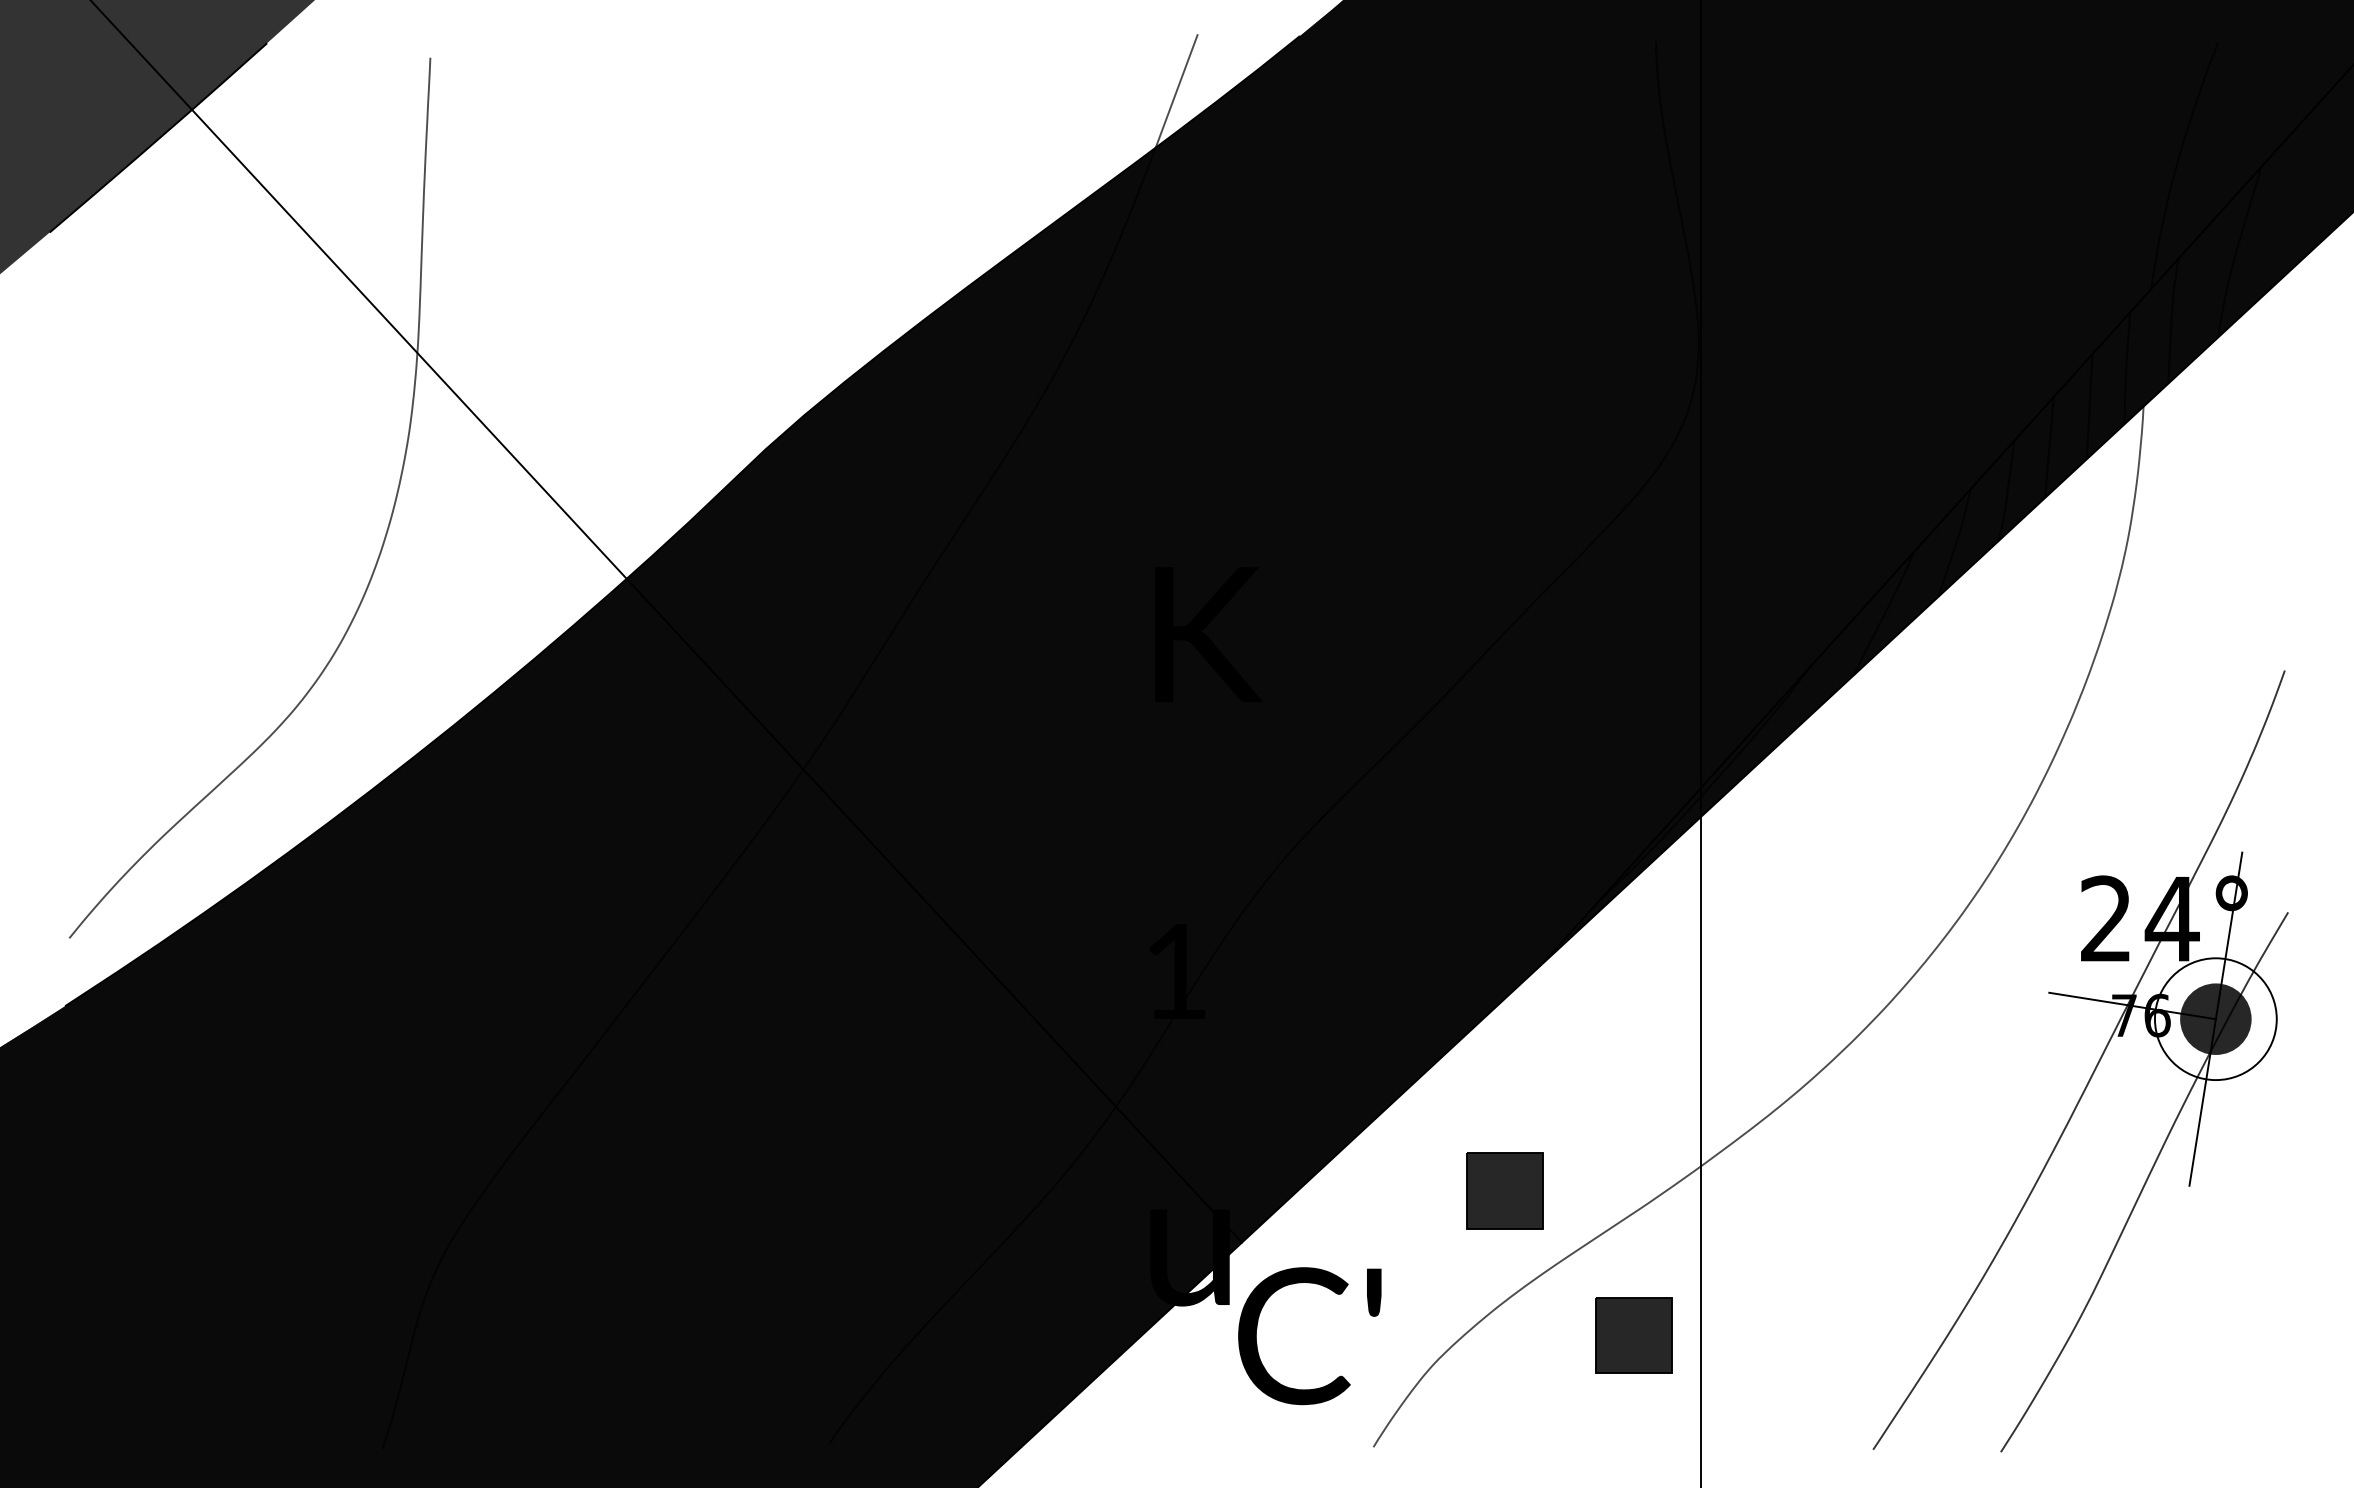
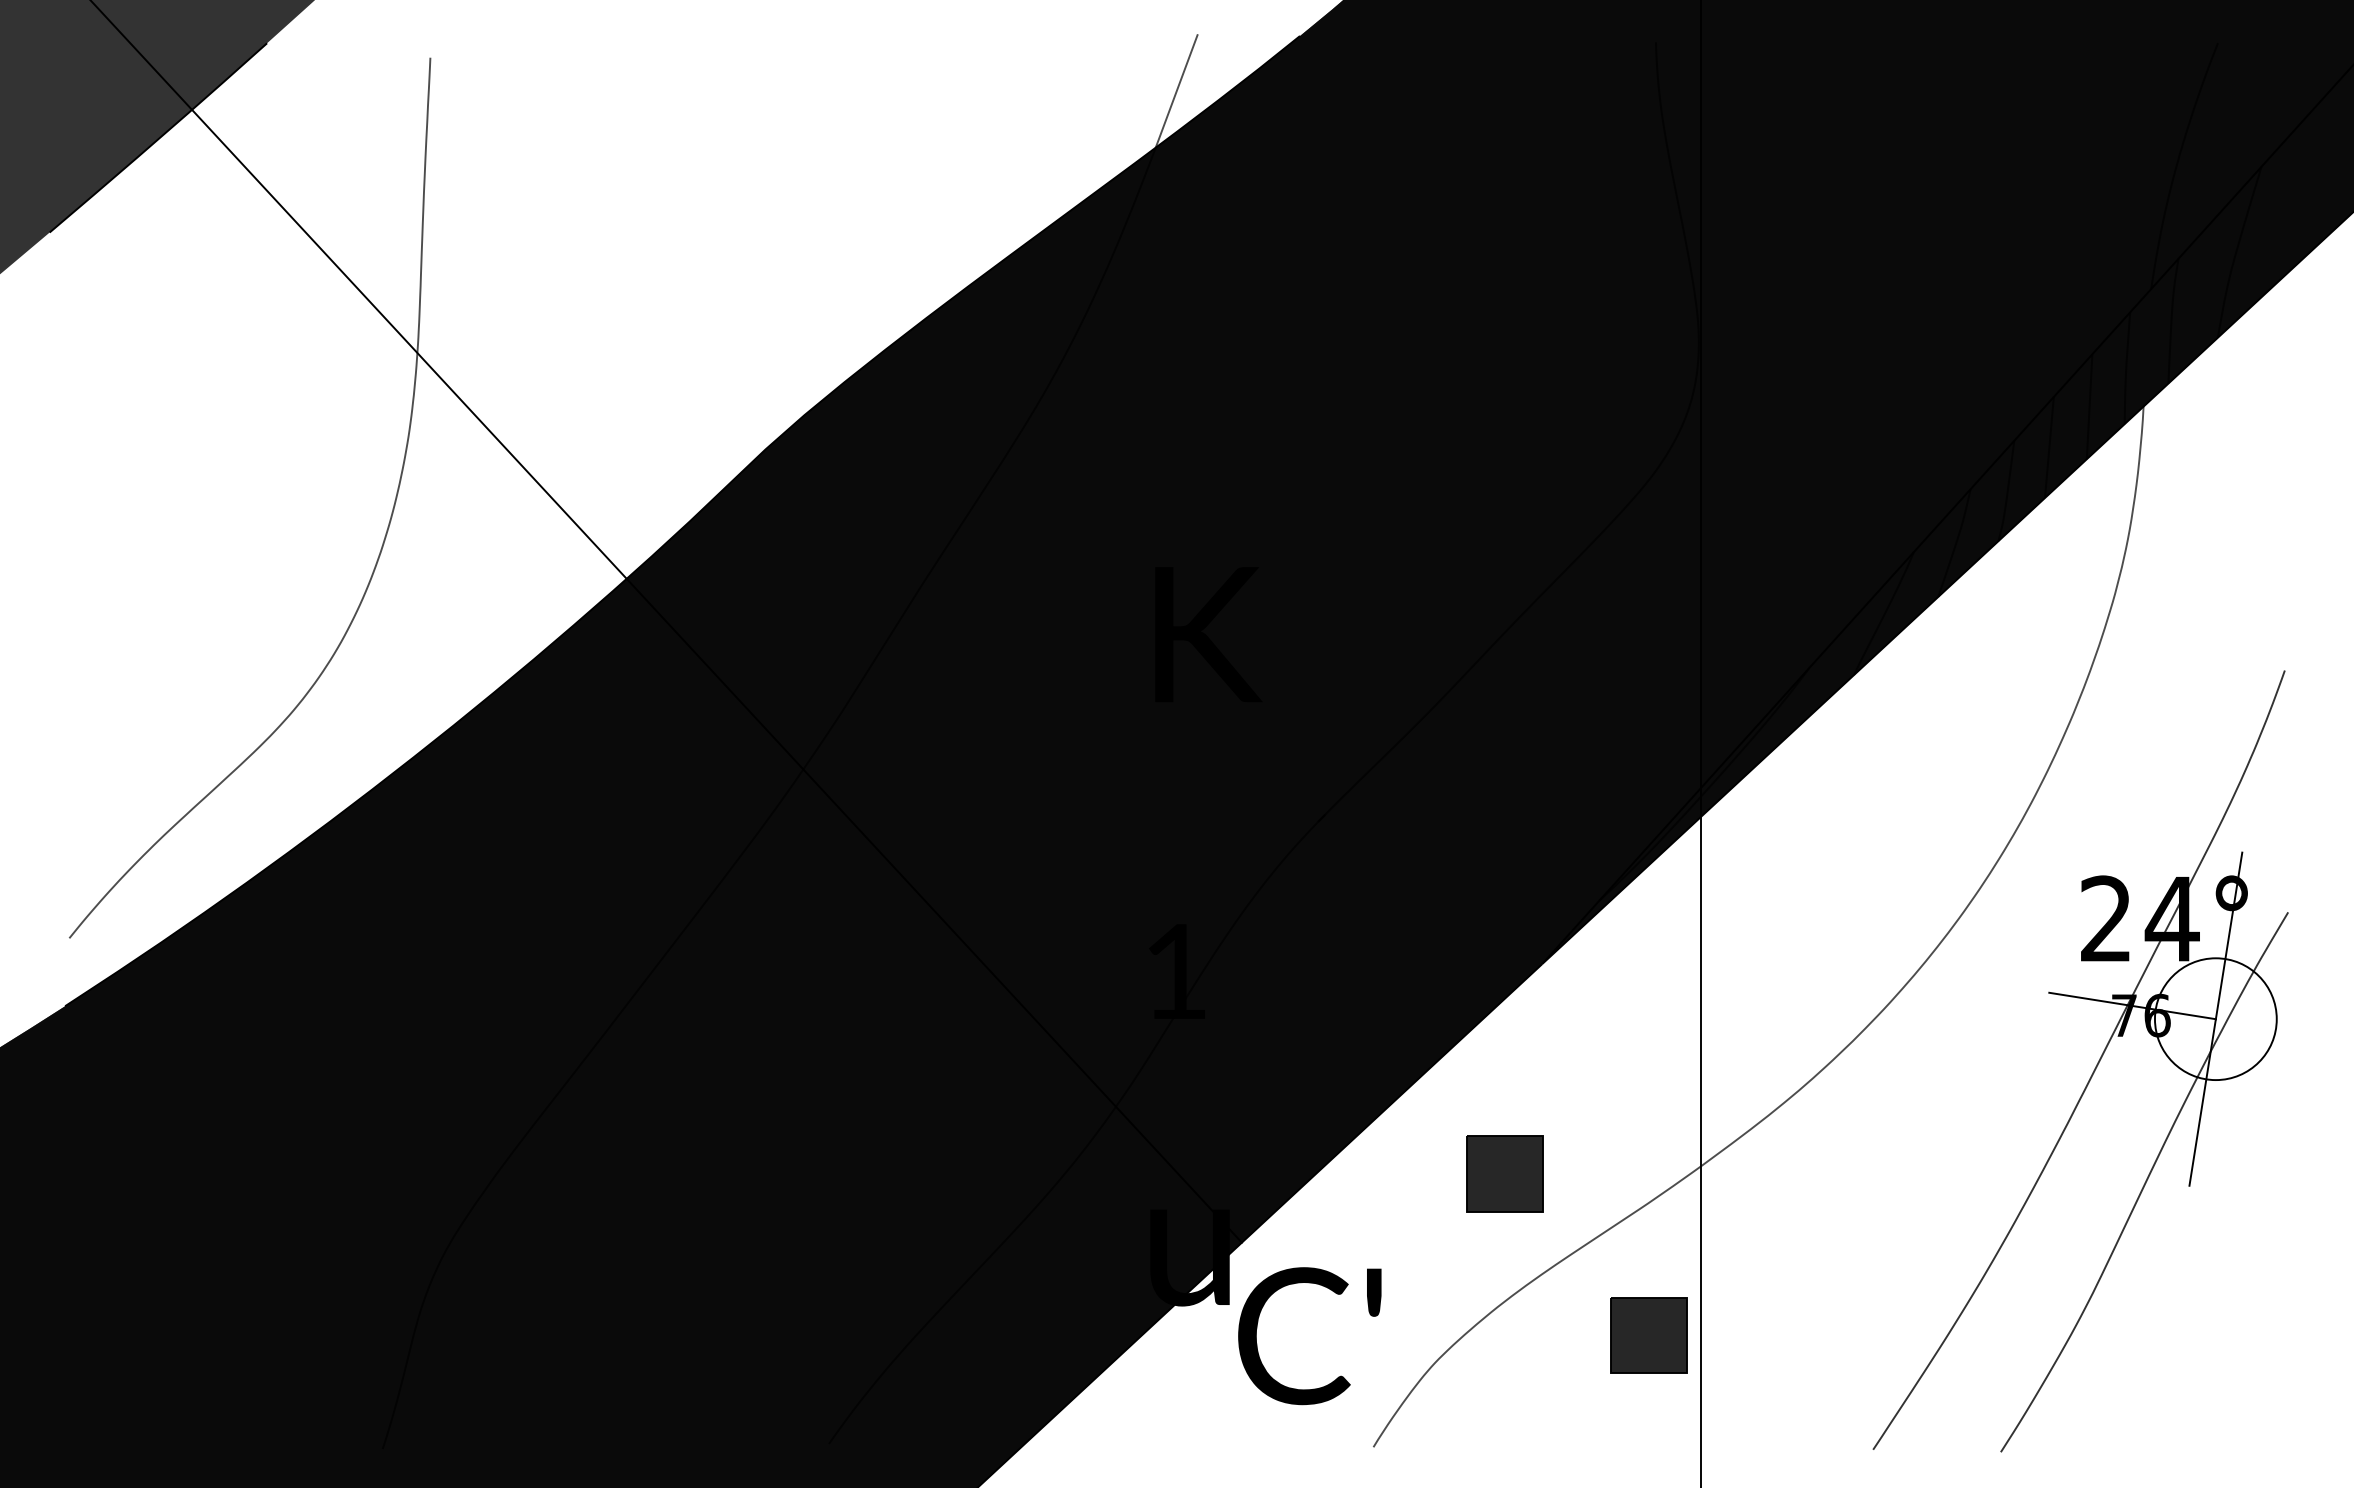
fill: present -> none (2215, 1018)
part position: (1504, 1190) -> (1504, 1173) (1504, 1173)
part position: (1633, 1335) -> (1648, 1335) (1648, 1335)
